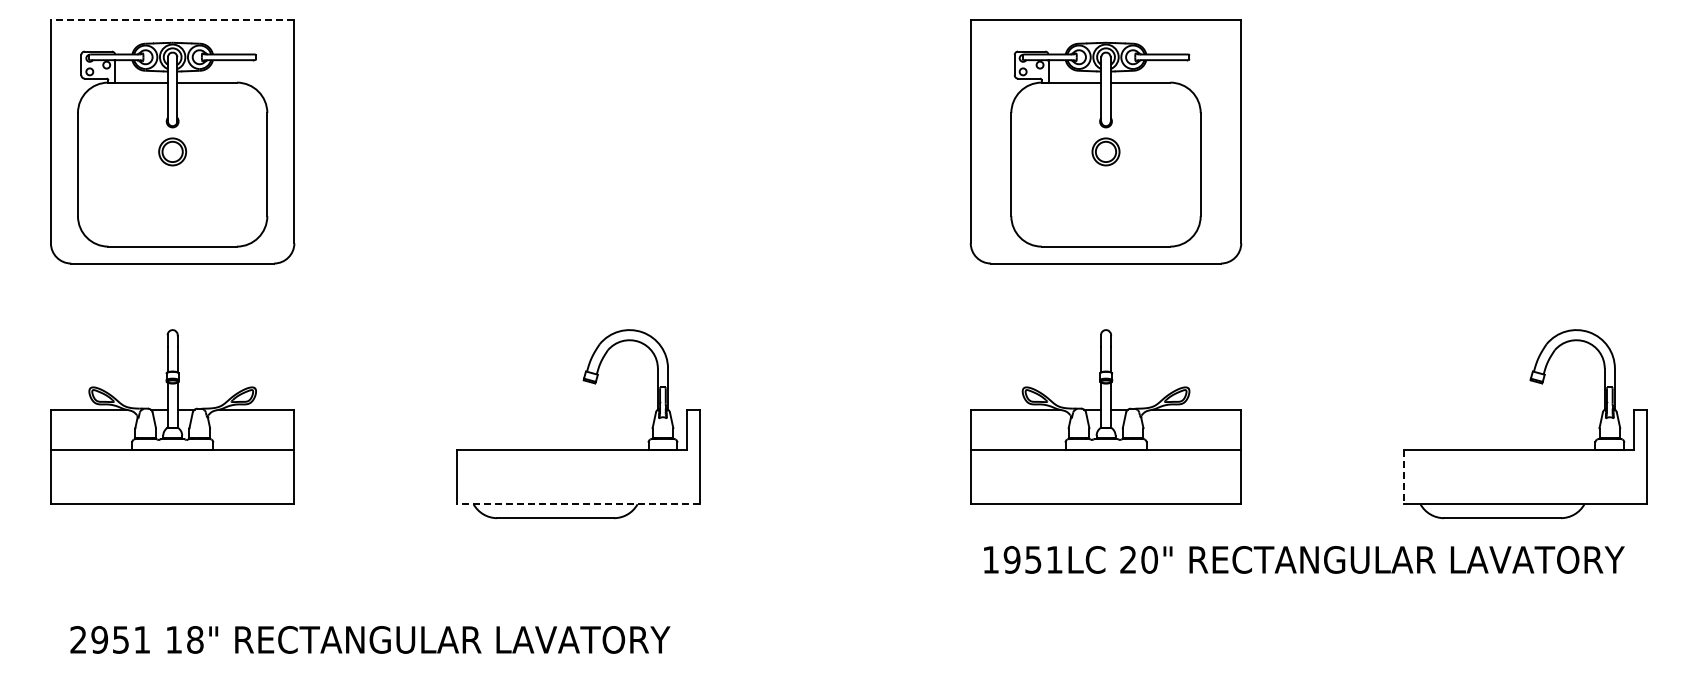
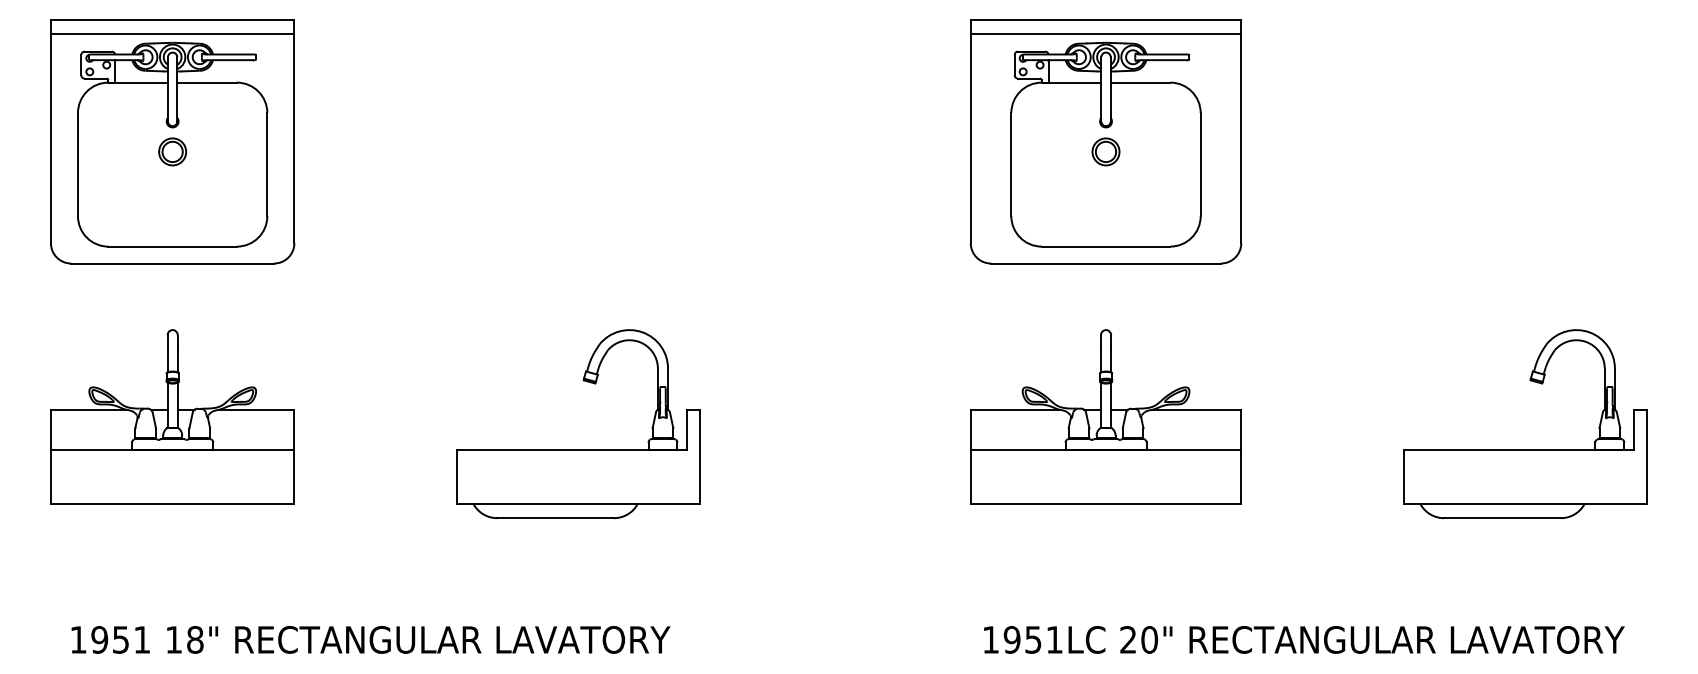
line: dashed -> solid (172, 20)
line: none -> present (172, 33)
line: none -> present (1105, 33)
line: dashed -> solid (1403, 477)
line: dashed -> solid (578, 504)
text position: (1304, 559) -> (1304, 639) (1304, 639)
text: 2951 -> 1951 (78, 639)
